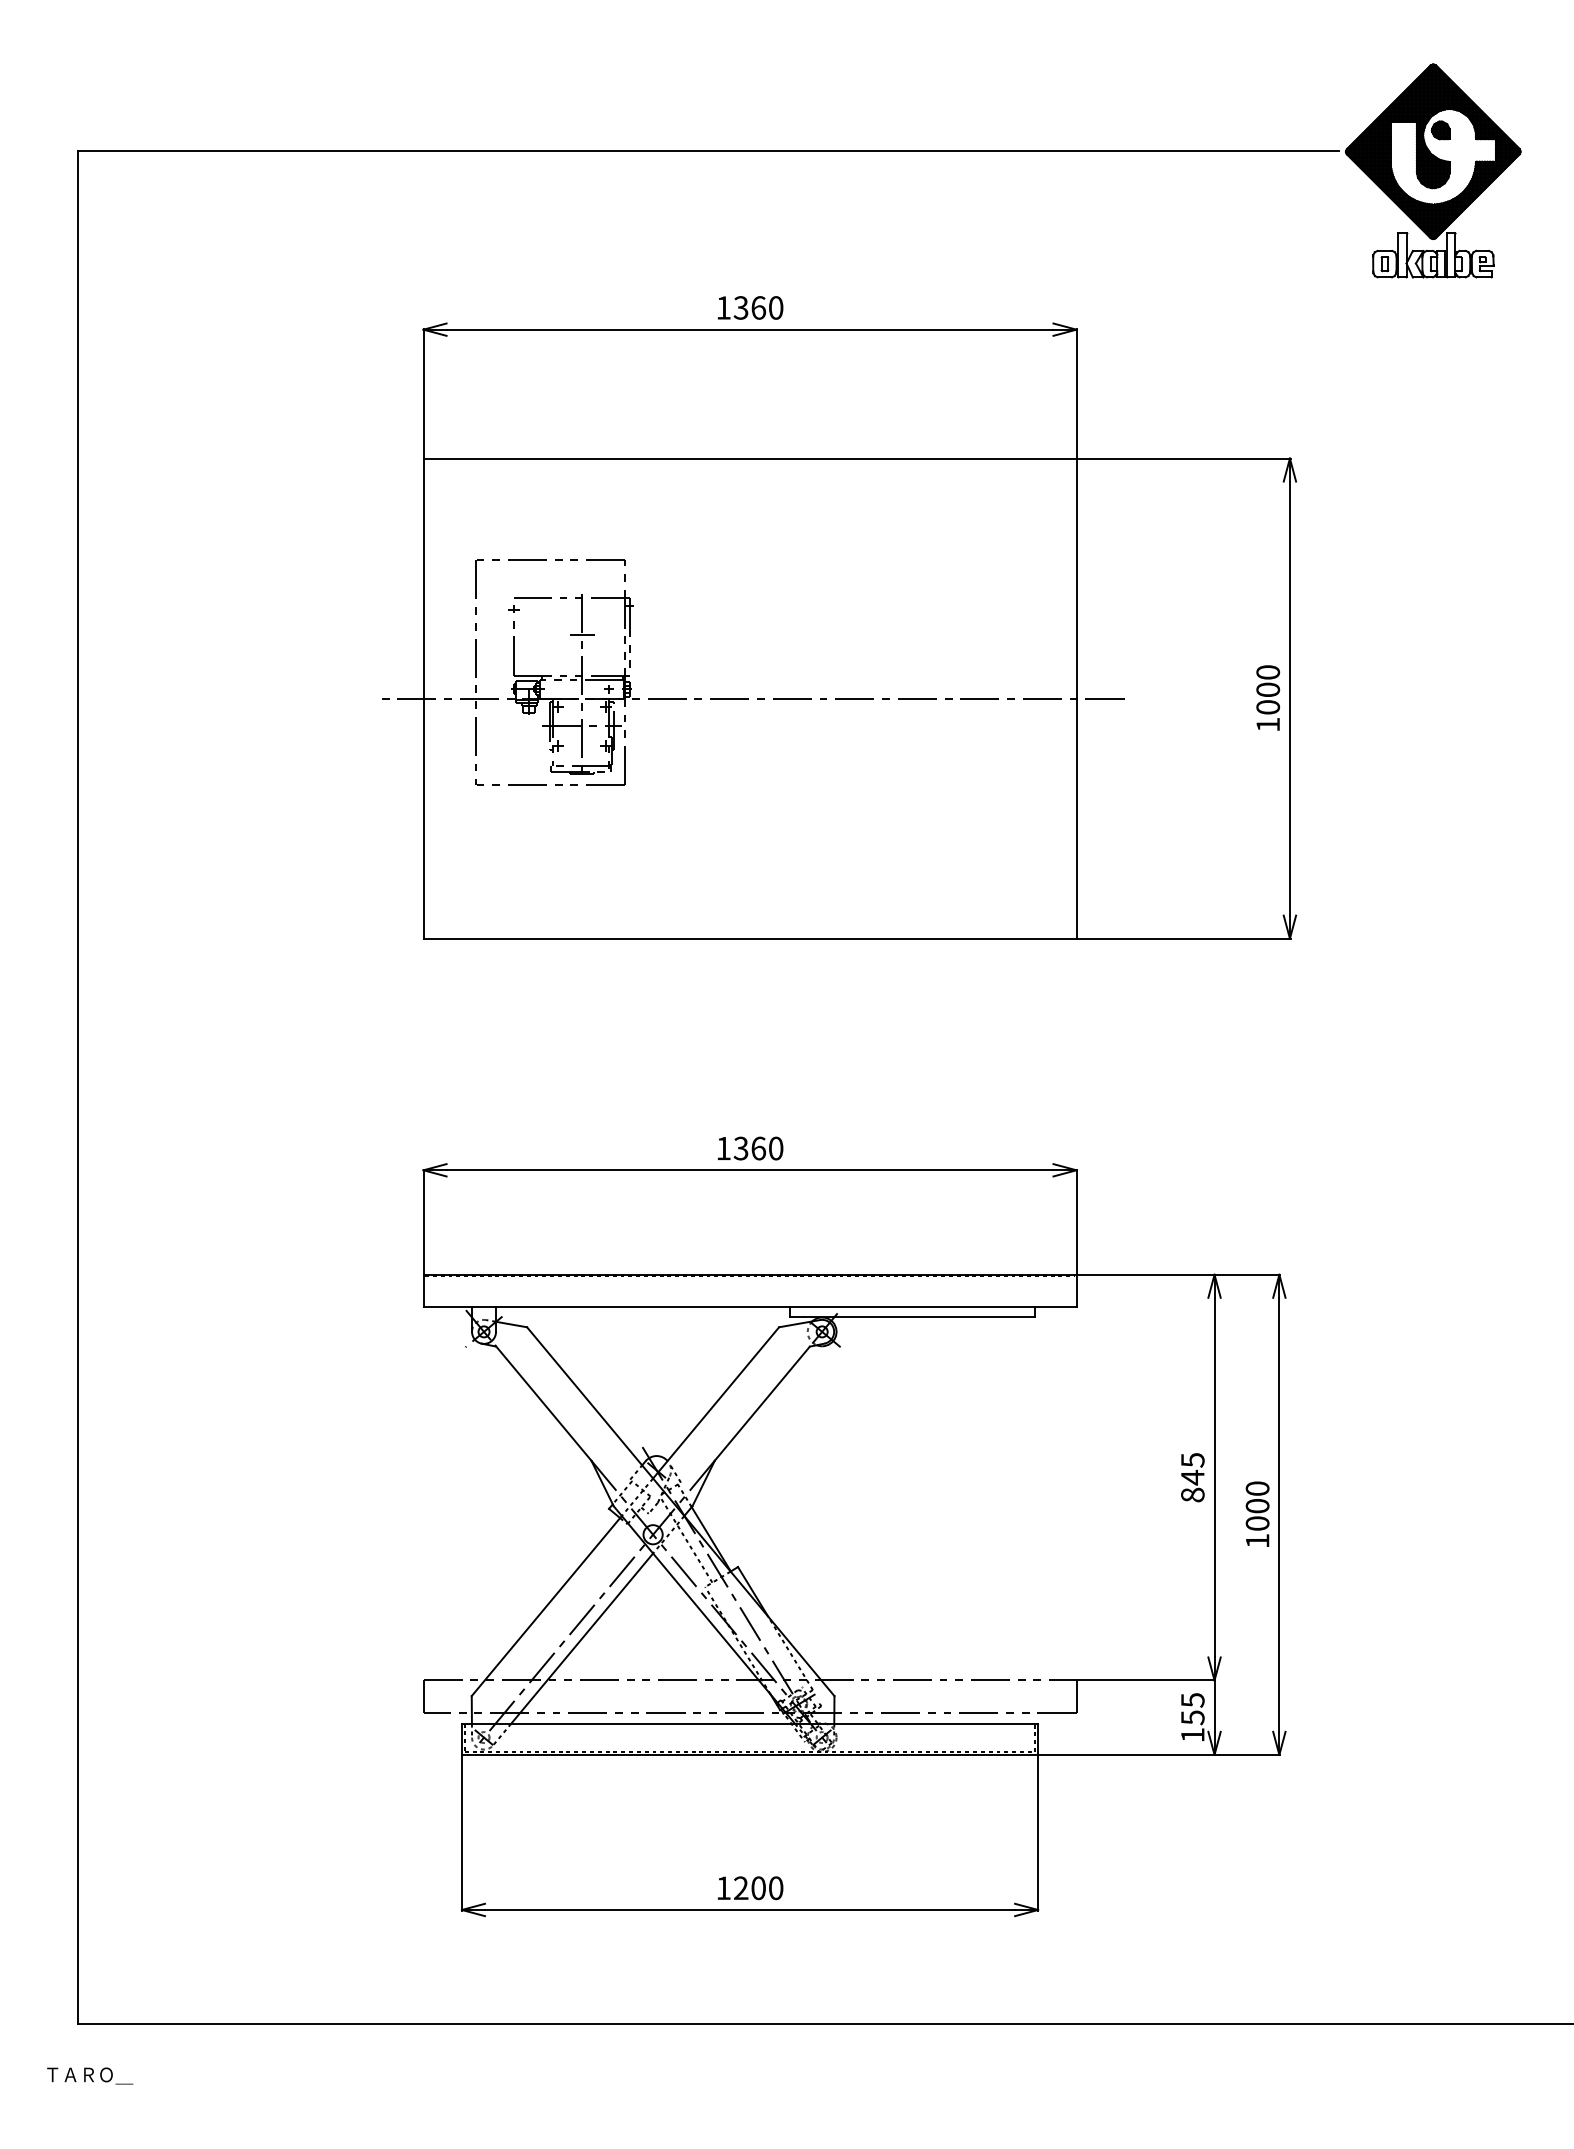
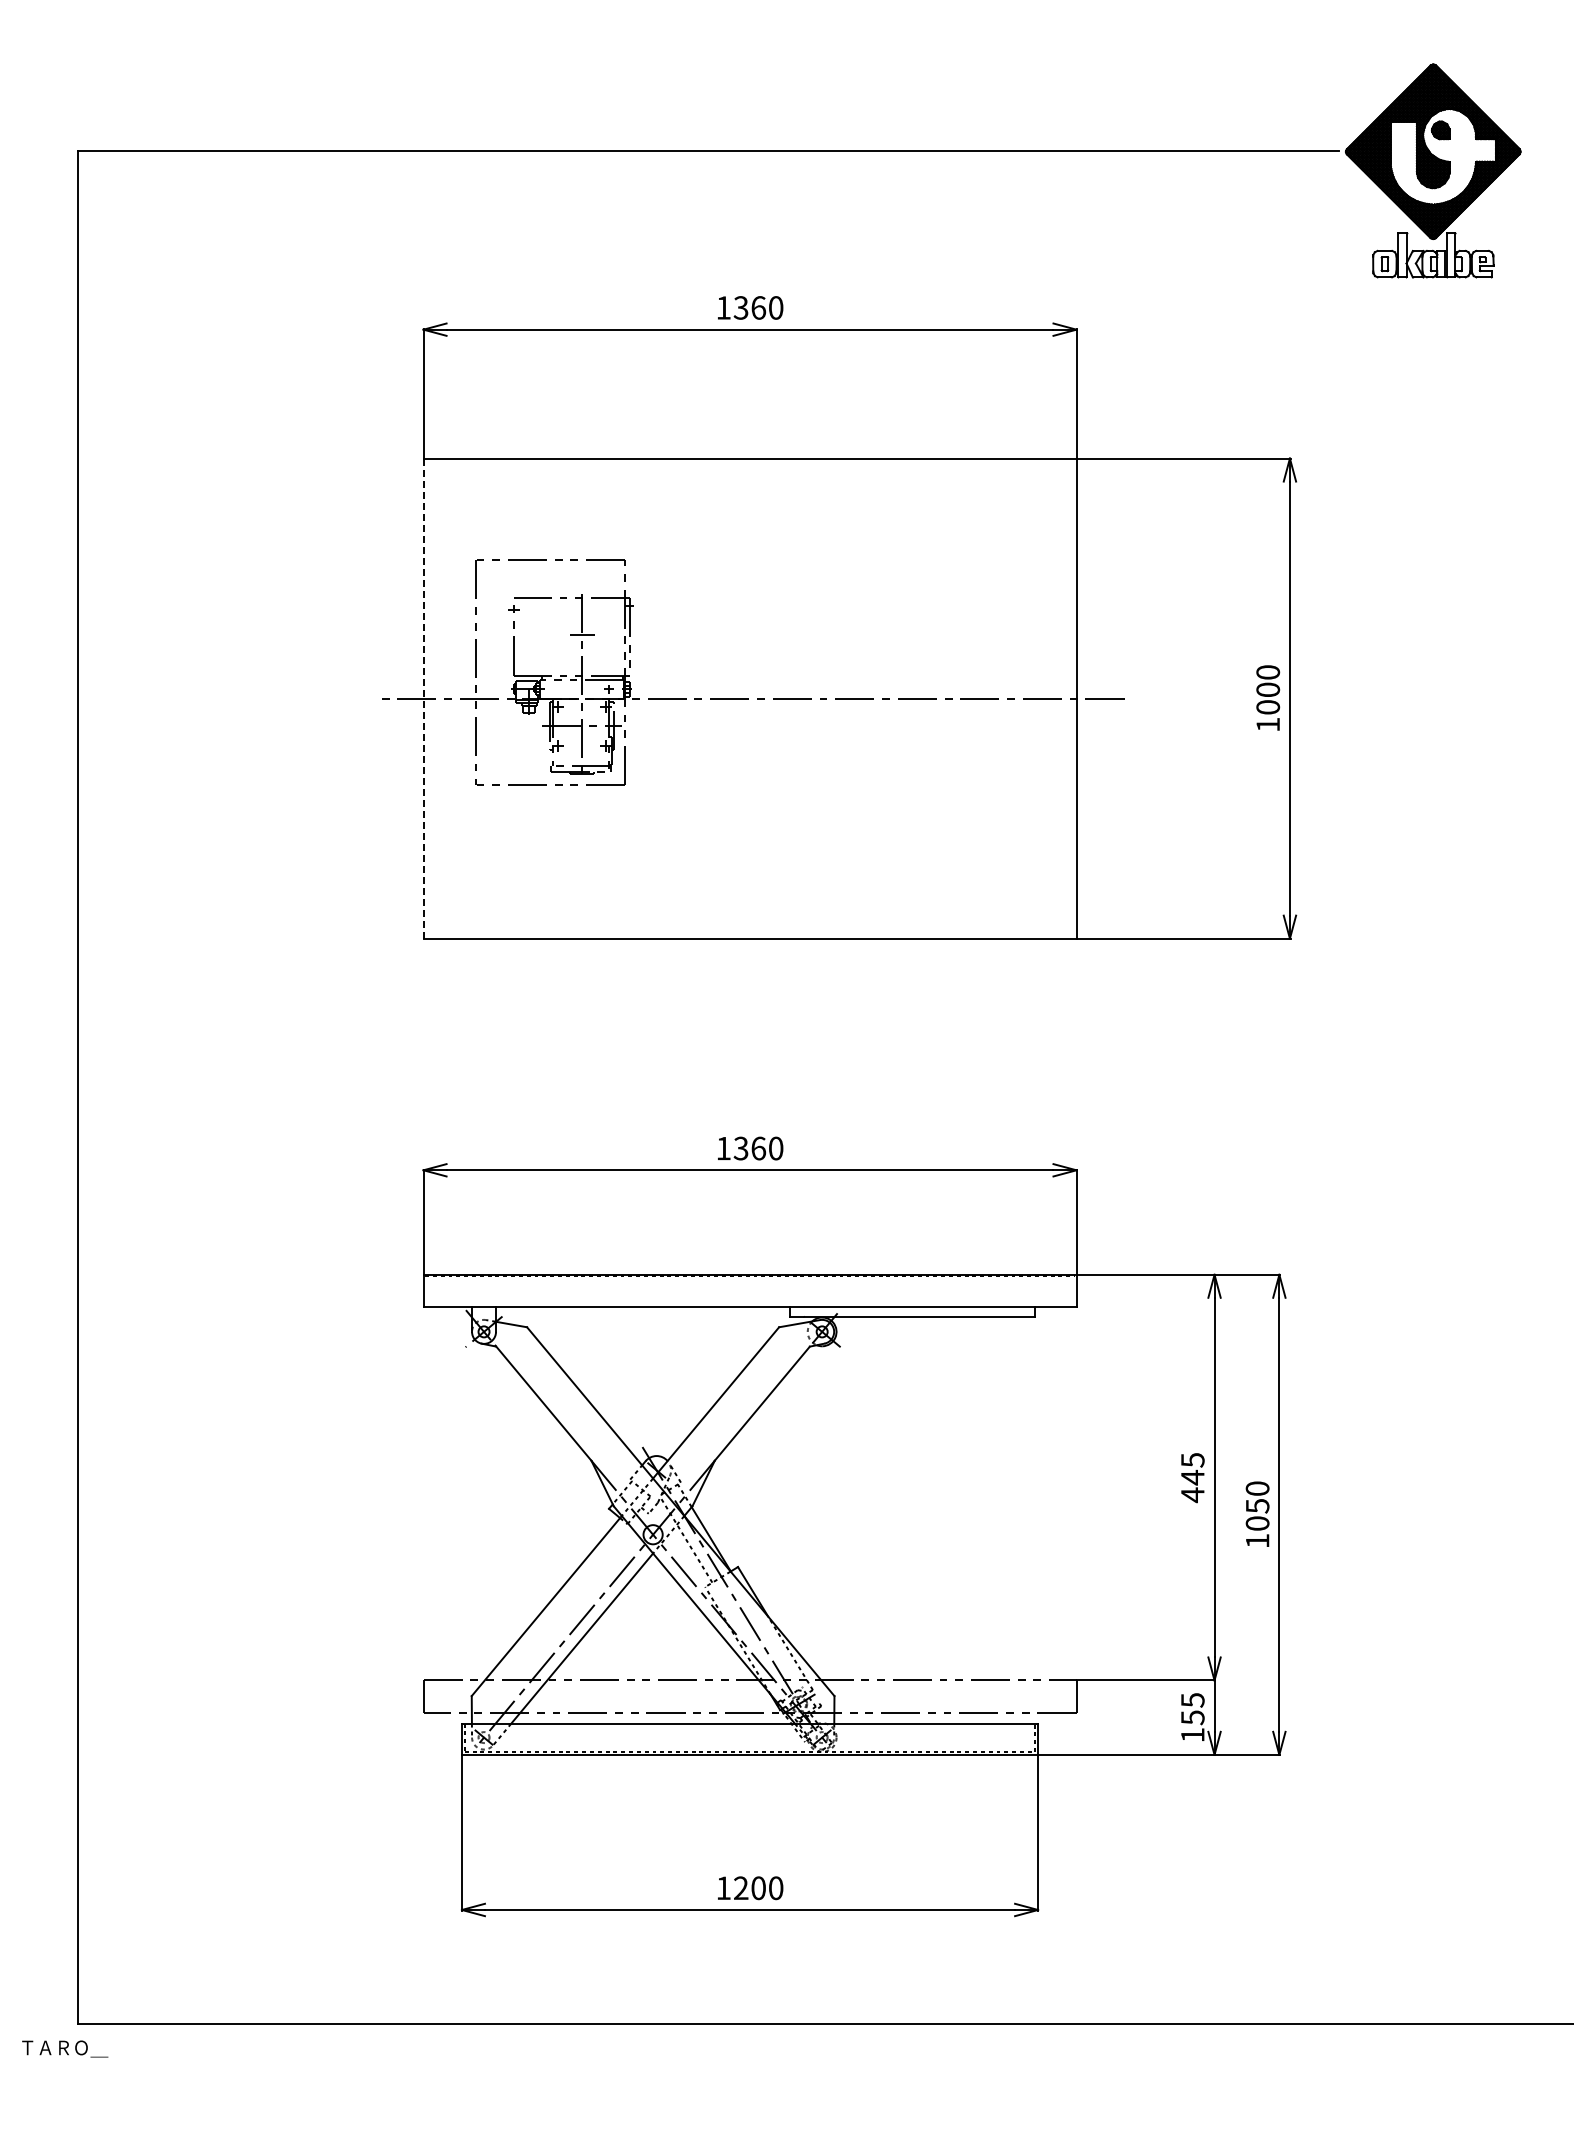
line: solid -> dashed (423, 699)
text: 845 -> 445 (1192, 1495)
text: 1000 -> 1050 (1257, 1506)
text position: (90, 2075) -> (65, 2048) (65, 2048)
